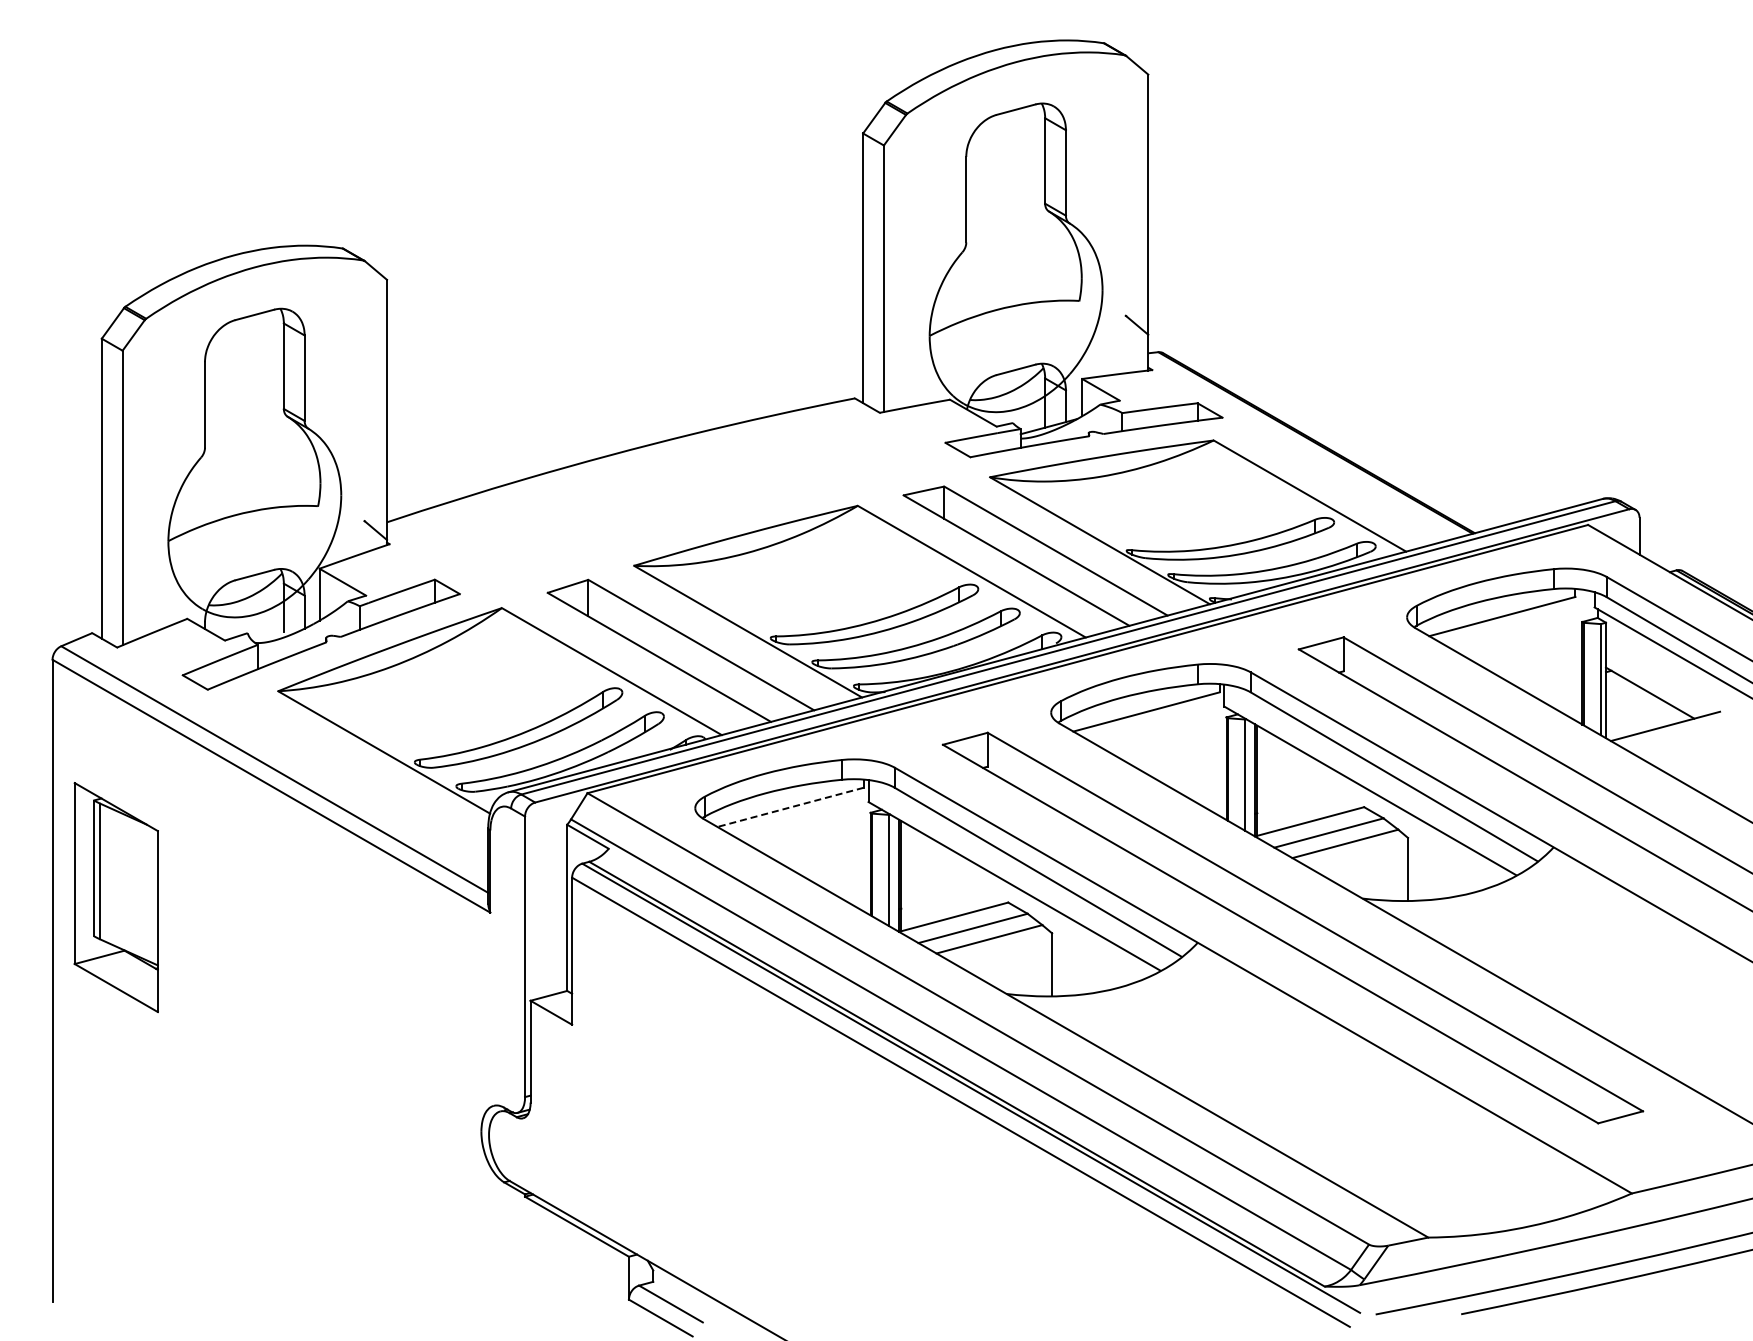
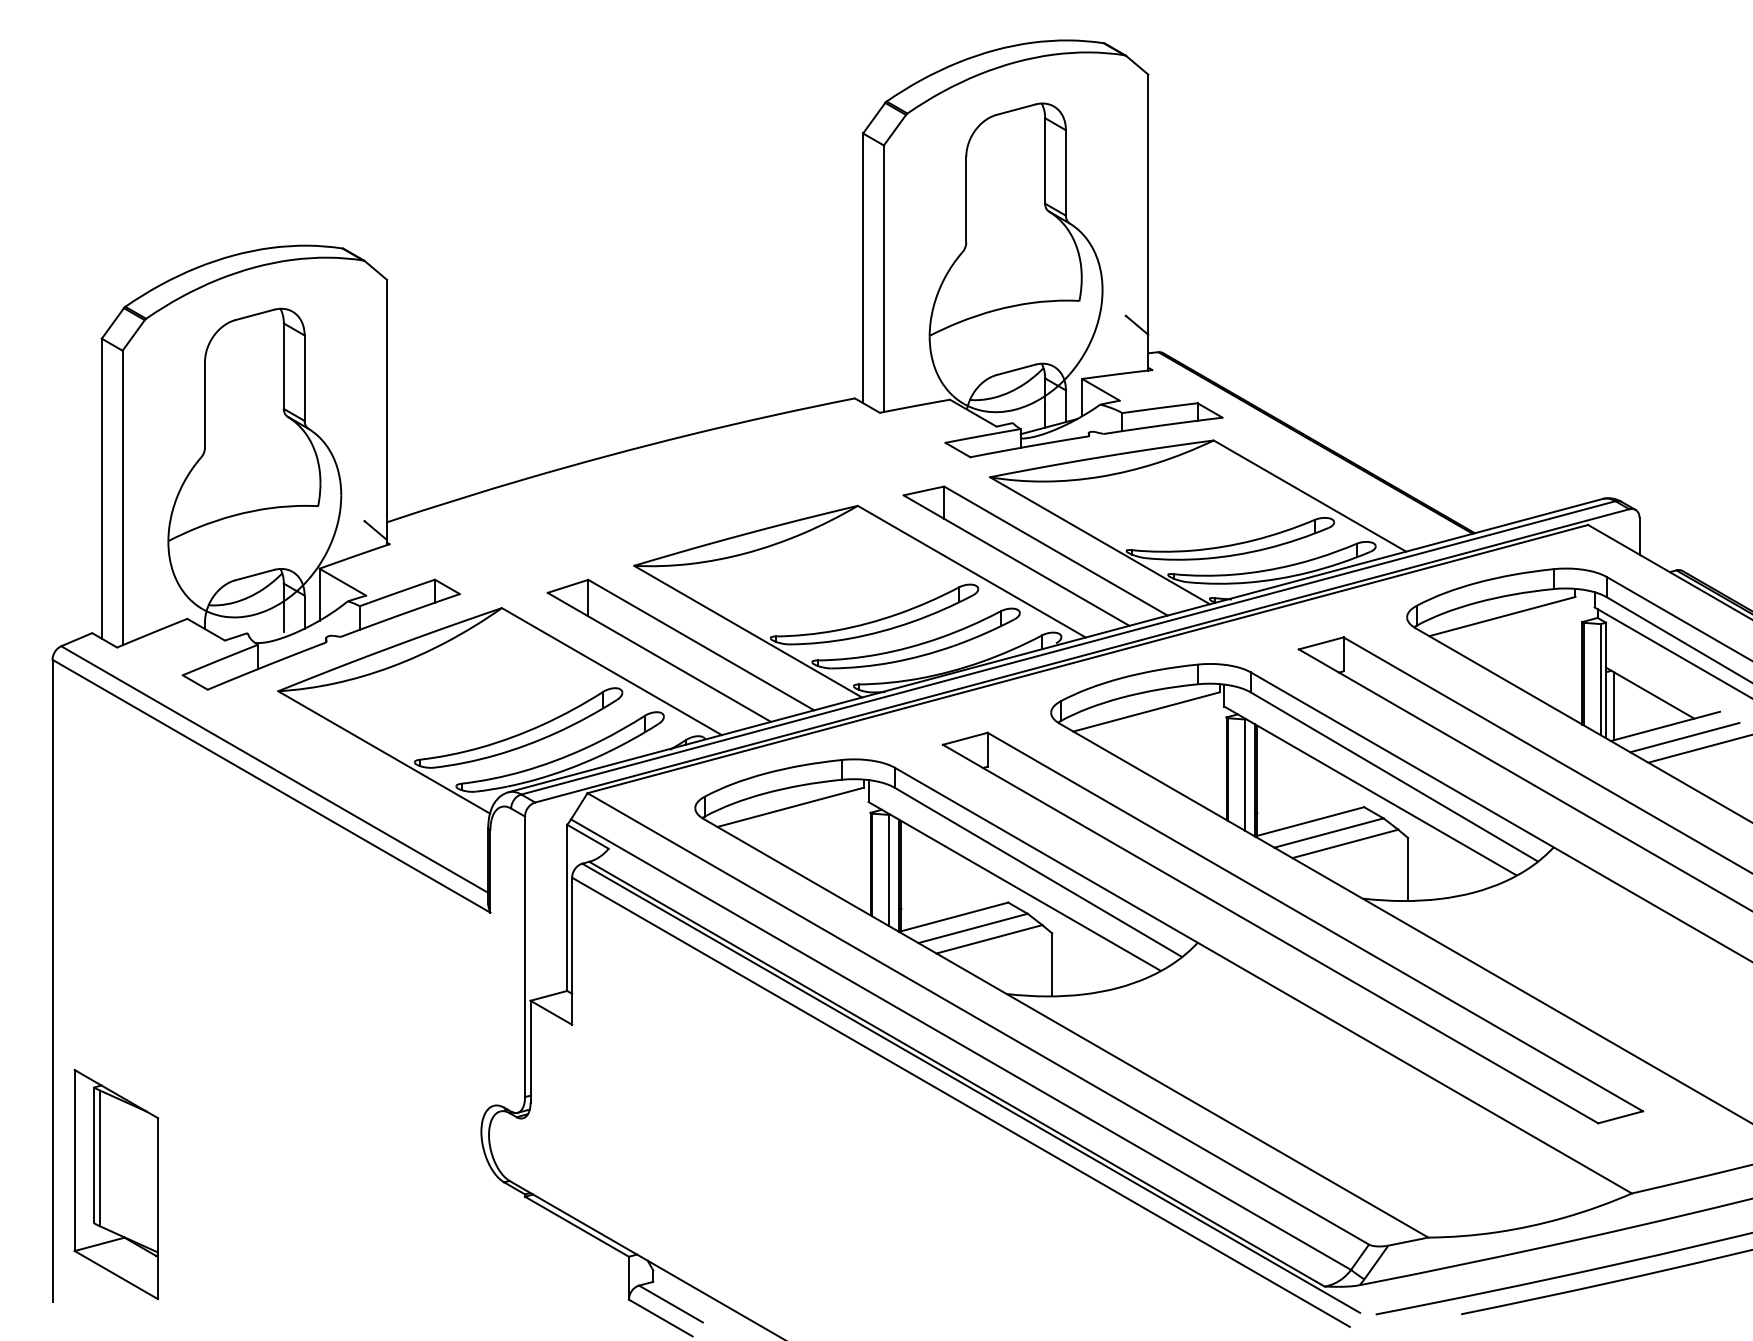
line: none -> present (1613, 706)
line: none -> present (1684, 737)
line: none -> present (1698, 748)
line: dashed -> solid (790, 807)
part position: (115, 897) -> (115, 1184) (115, 1184)
